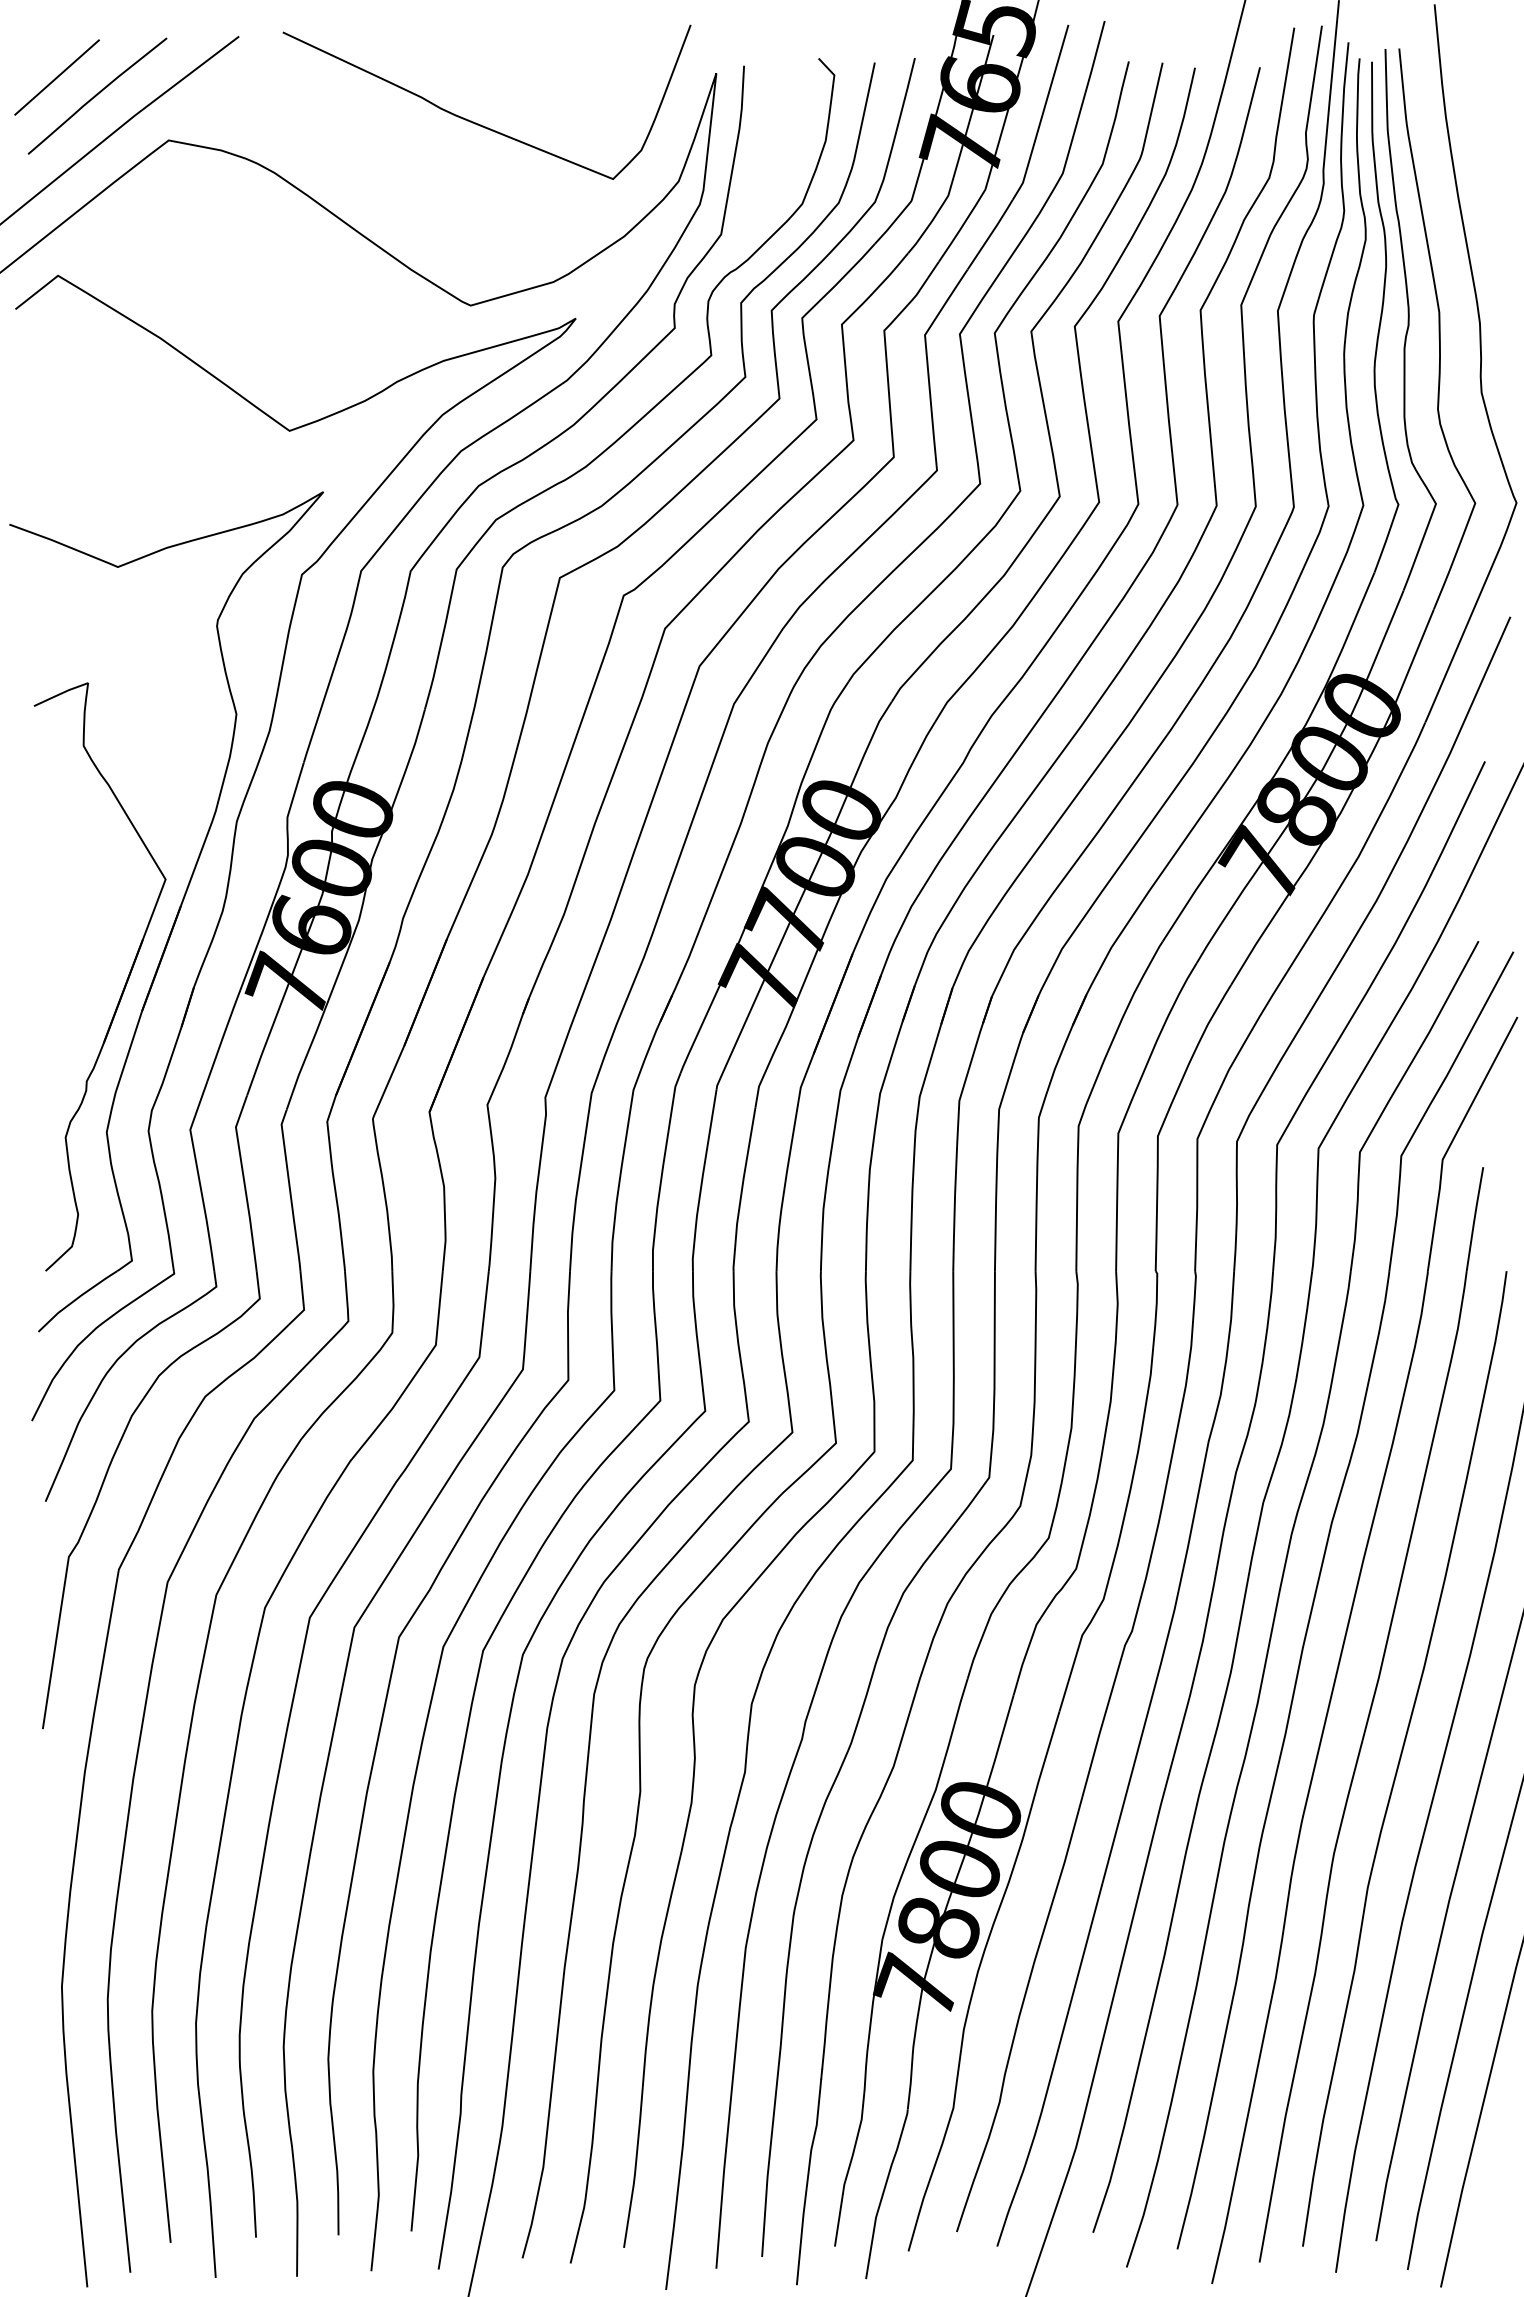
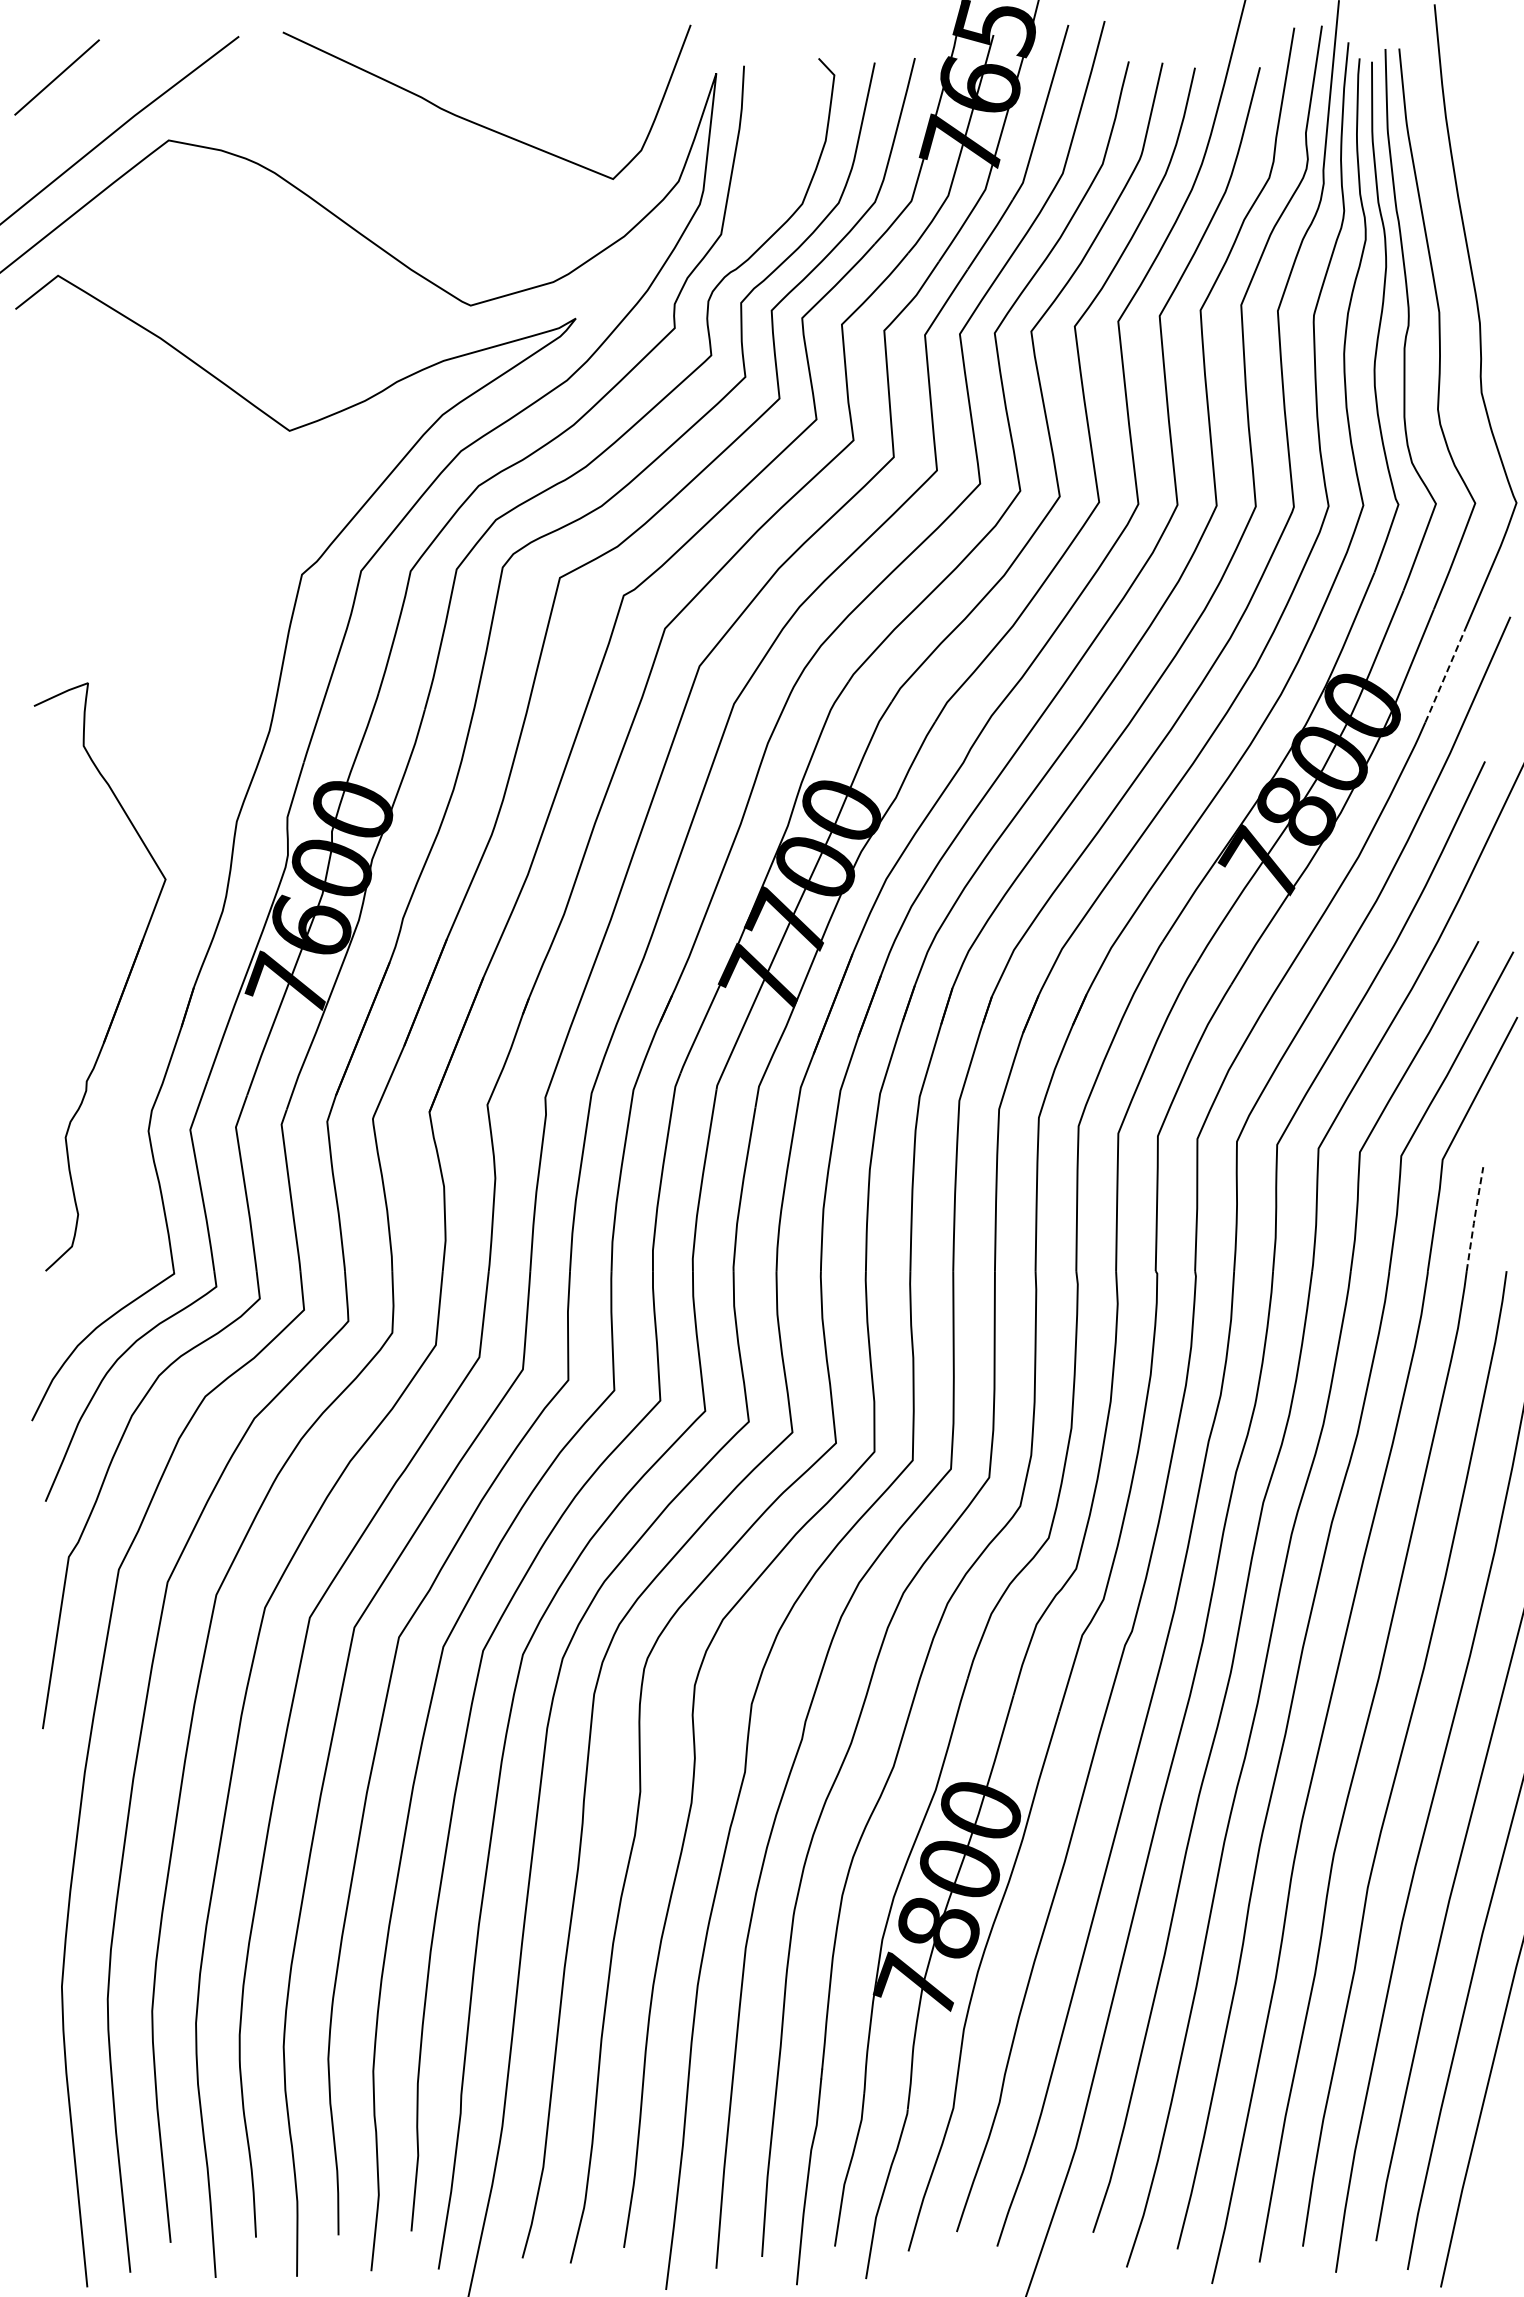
curve: present -> none (97, 95)
line: solid -> dashed (1445, 676)
part: present -> none (176, 914)
line: solid -> dashed (1474, 1218)
